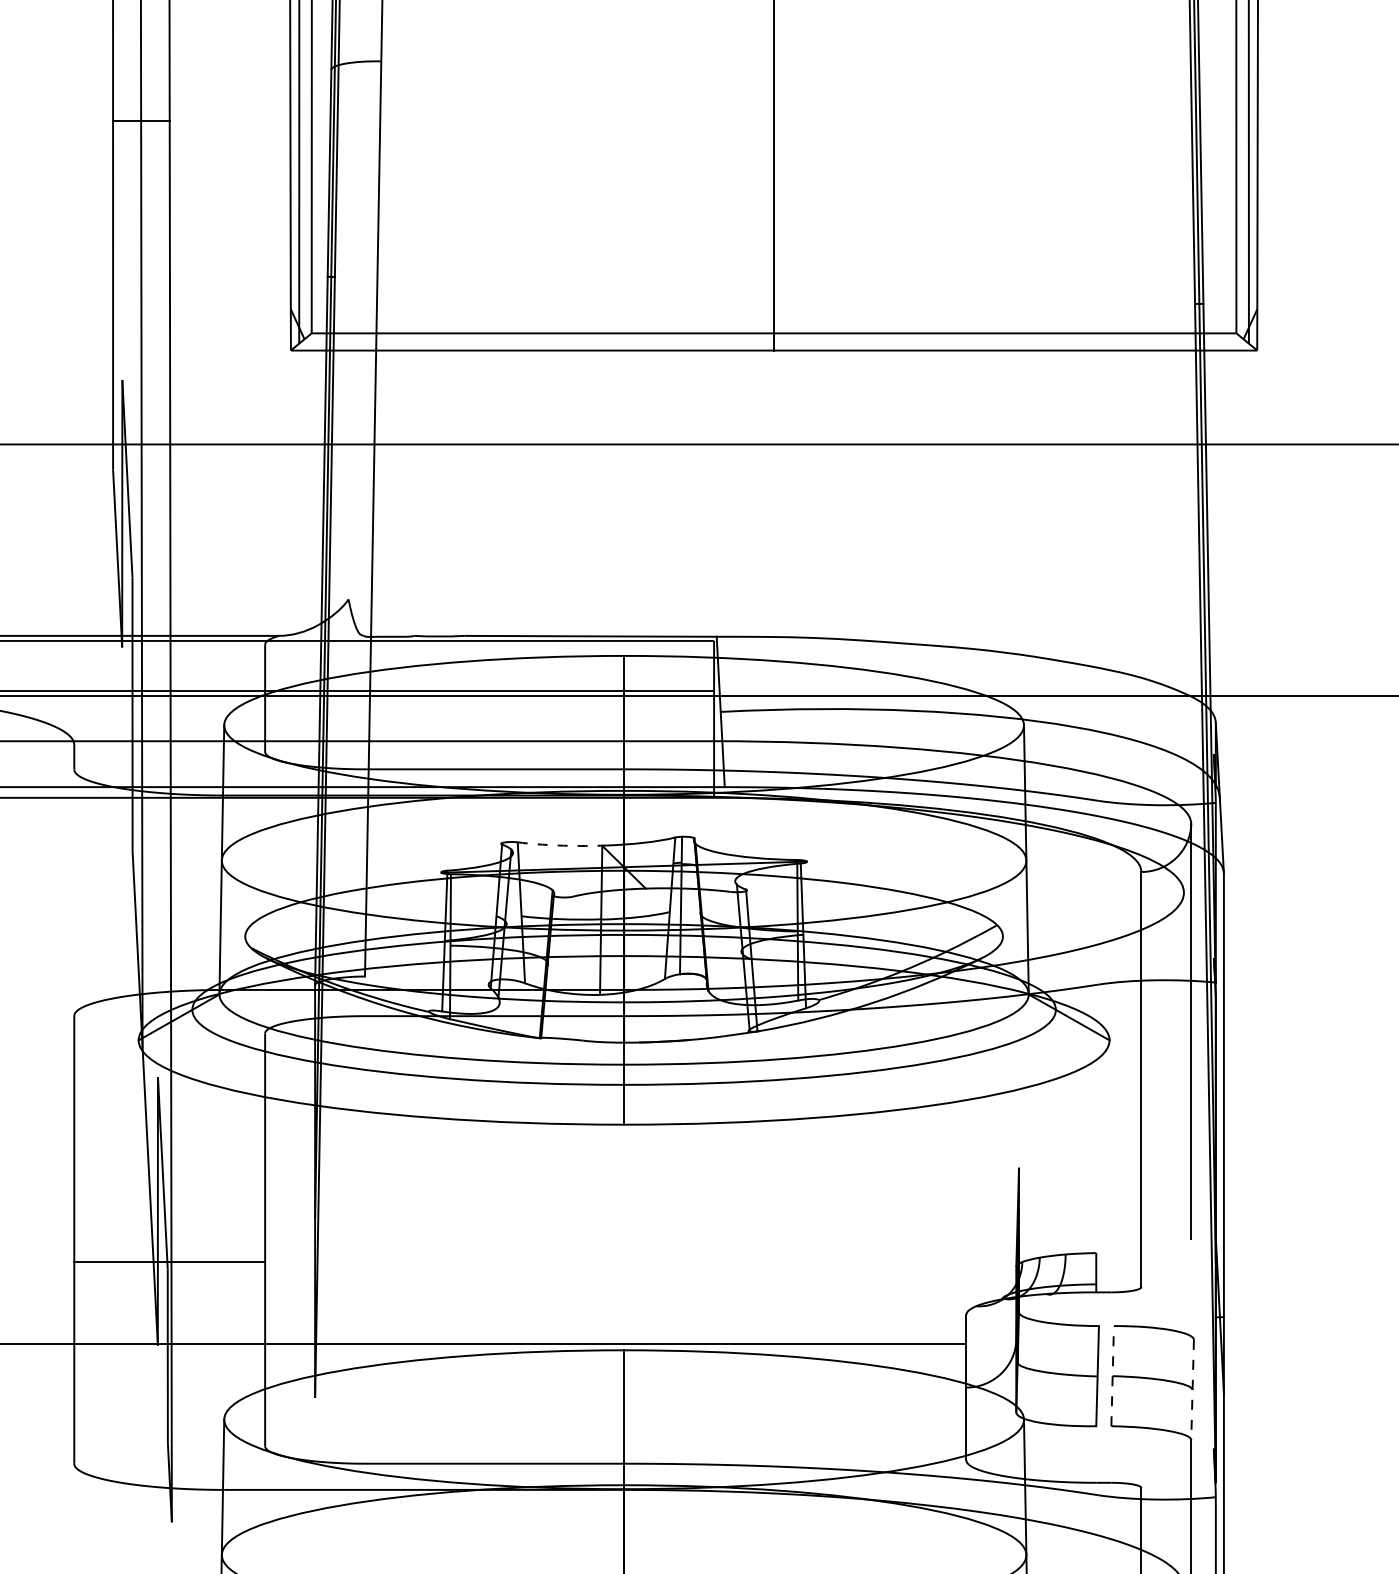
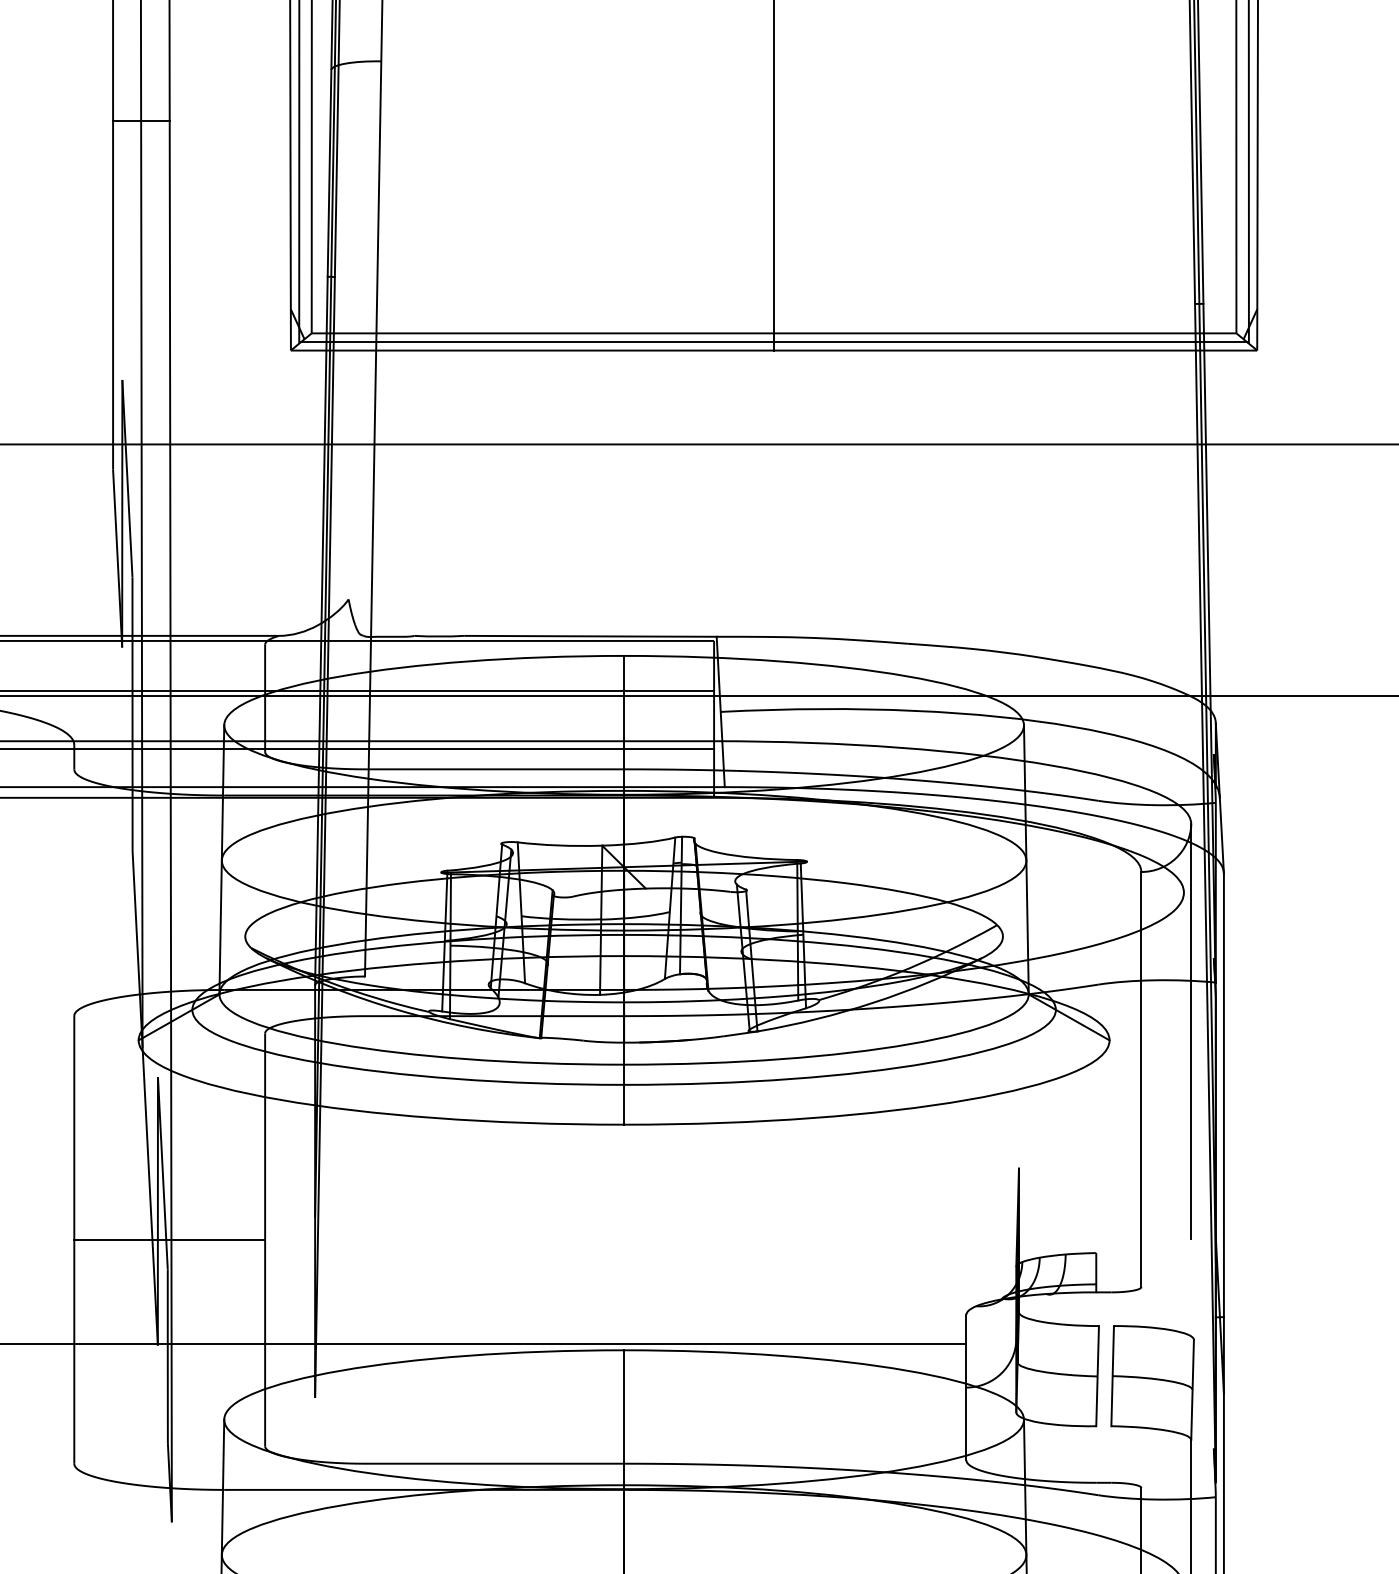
line: none -> present (773, 341)
line: none -> present (358, 748)
arc: dashed -> solid (559, 845)
line position: (169, 1261) -> (169, 1239) (169, 1239)
line: dashed -> solid (1112, 1375)
line: dashed -> solid (1192, 1390)
